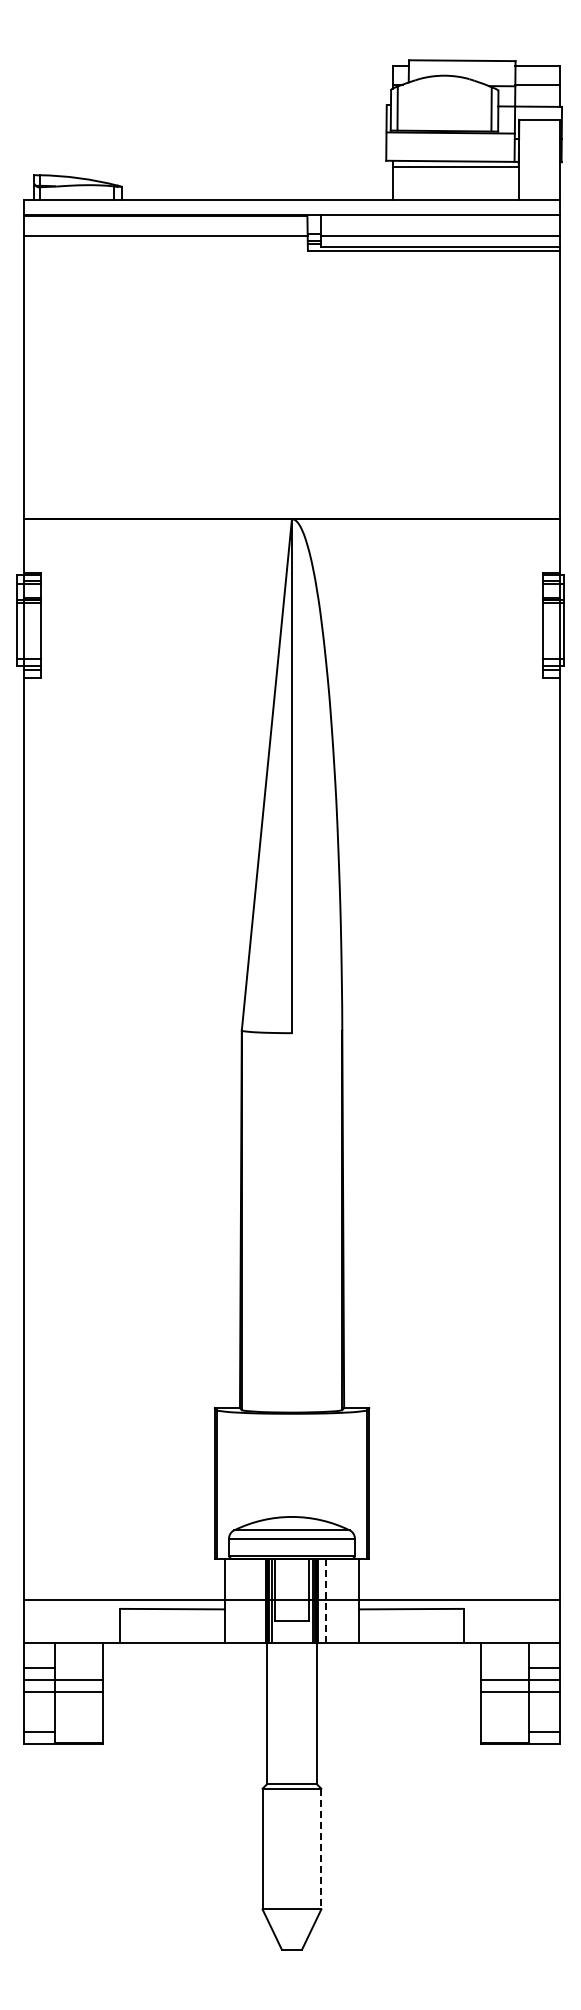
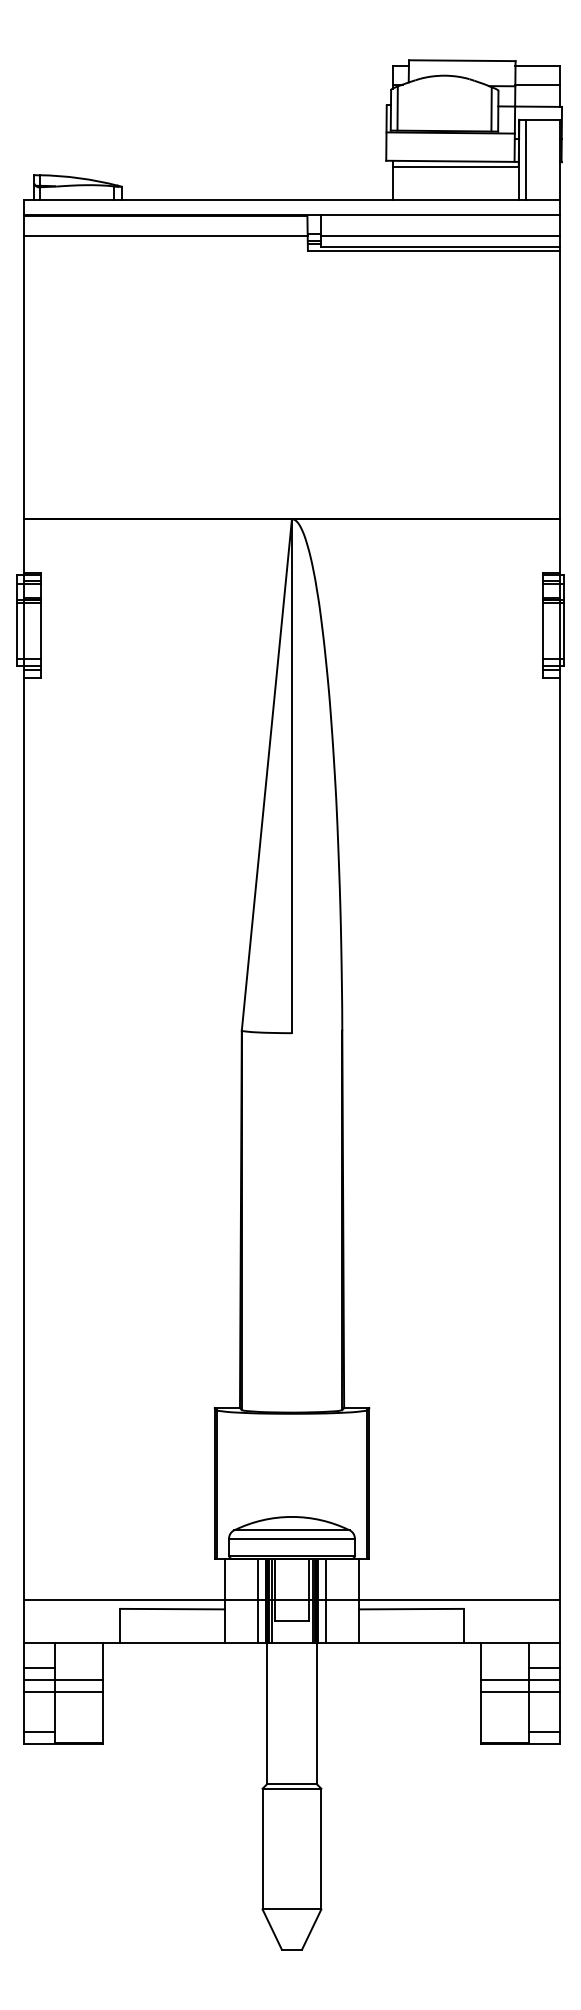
line: none -> present (525, 159)
line: none -> present (258, 1600)
line: dashed -> solid (325, 1600)
line: dashed -> solid (321, 1849)
